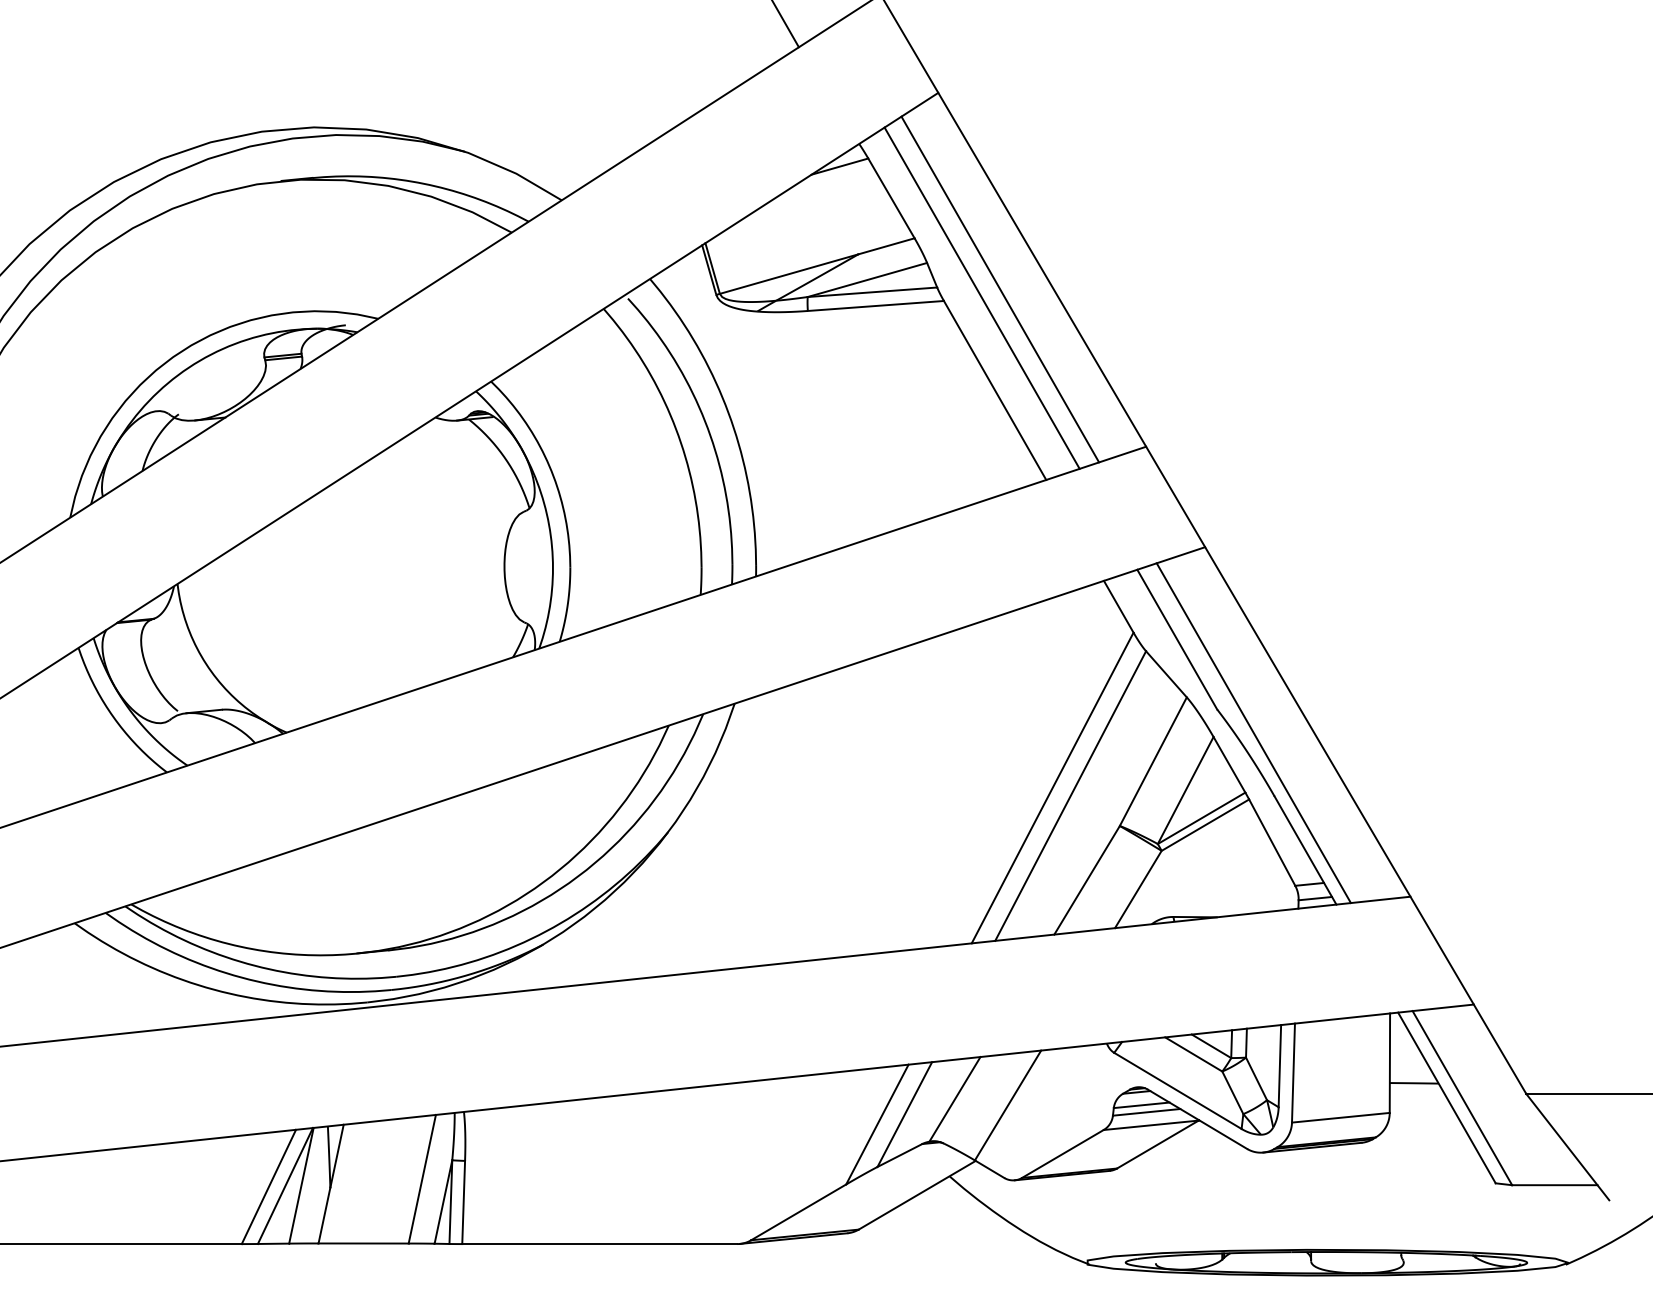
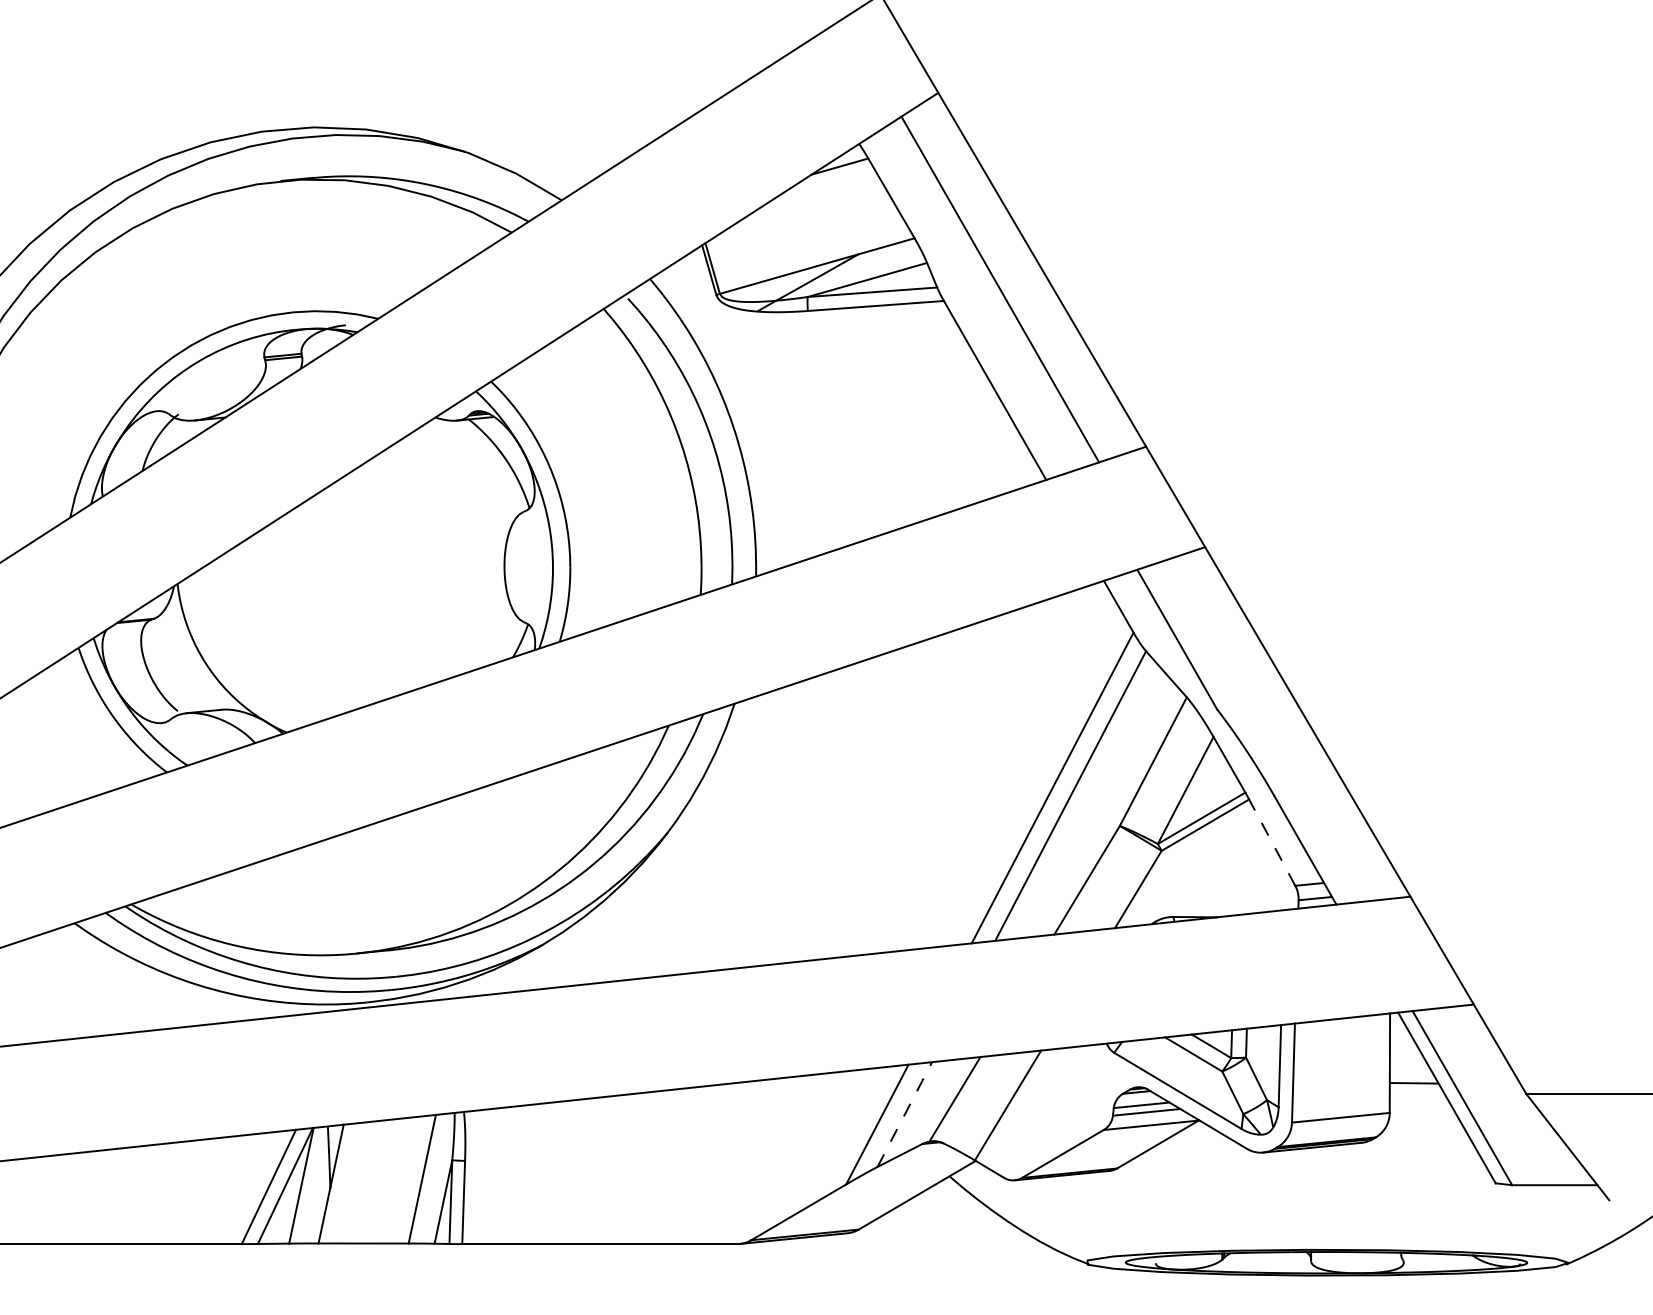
line: present -> none (785, 24)
line: present -> none (981, 297)
line: present -> none (1253, 733)
line: solid -> dashed (1272, 842)
line: solid -> dashed (905, 1114)
